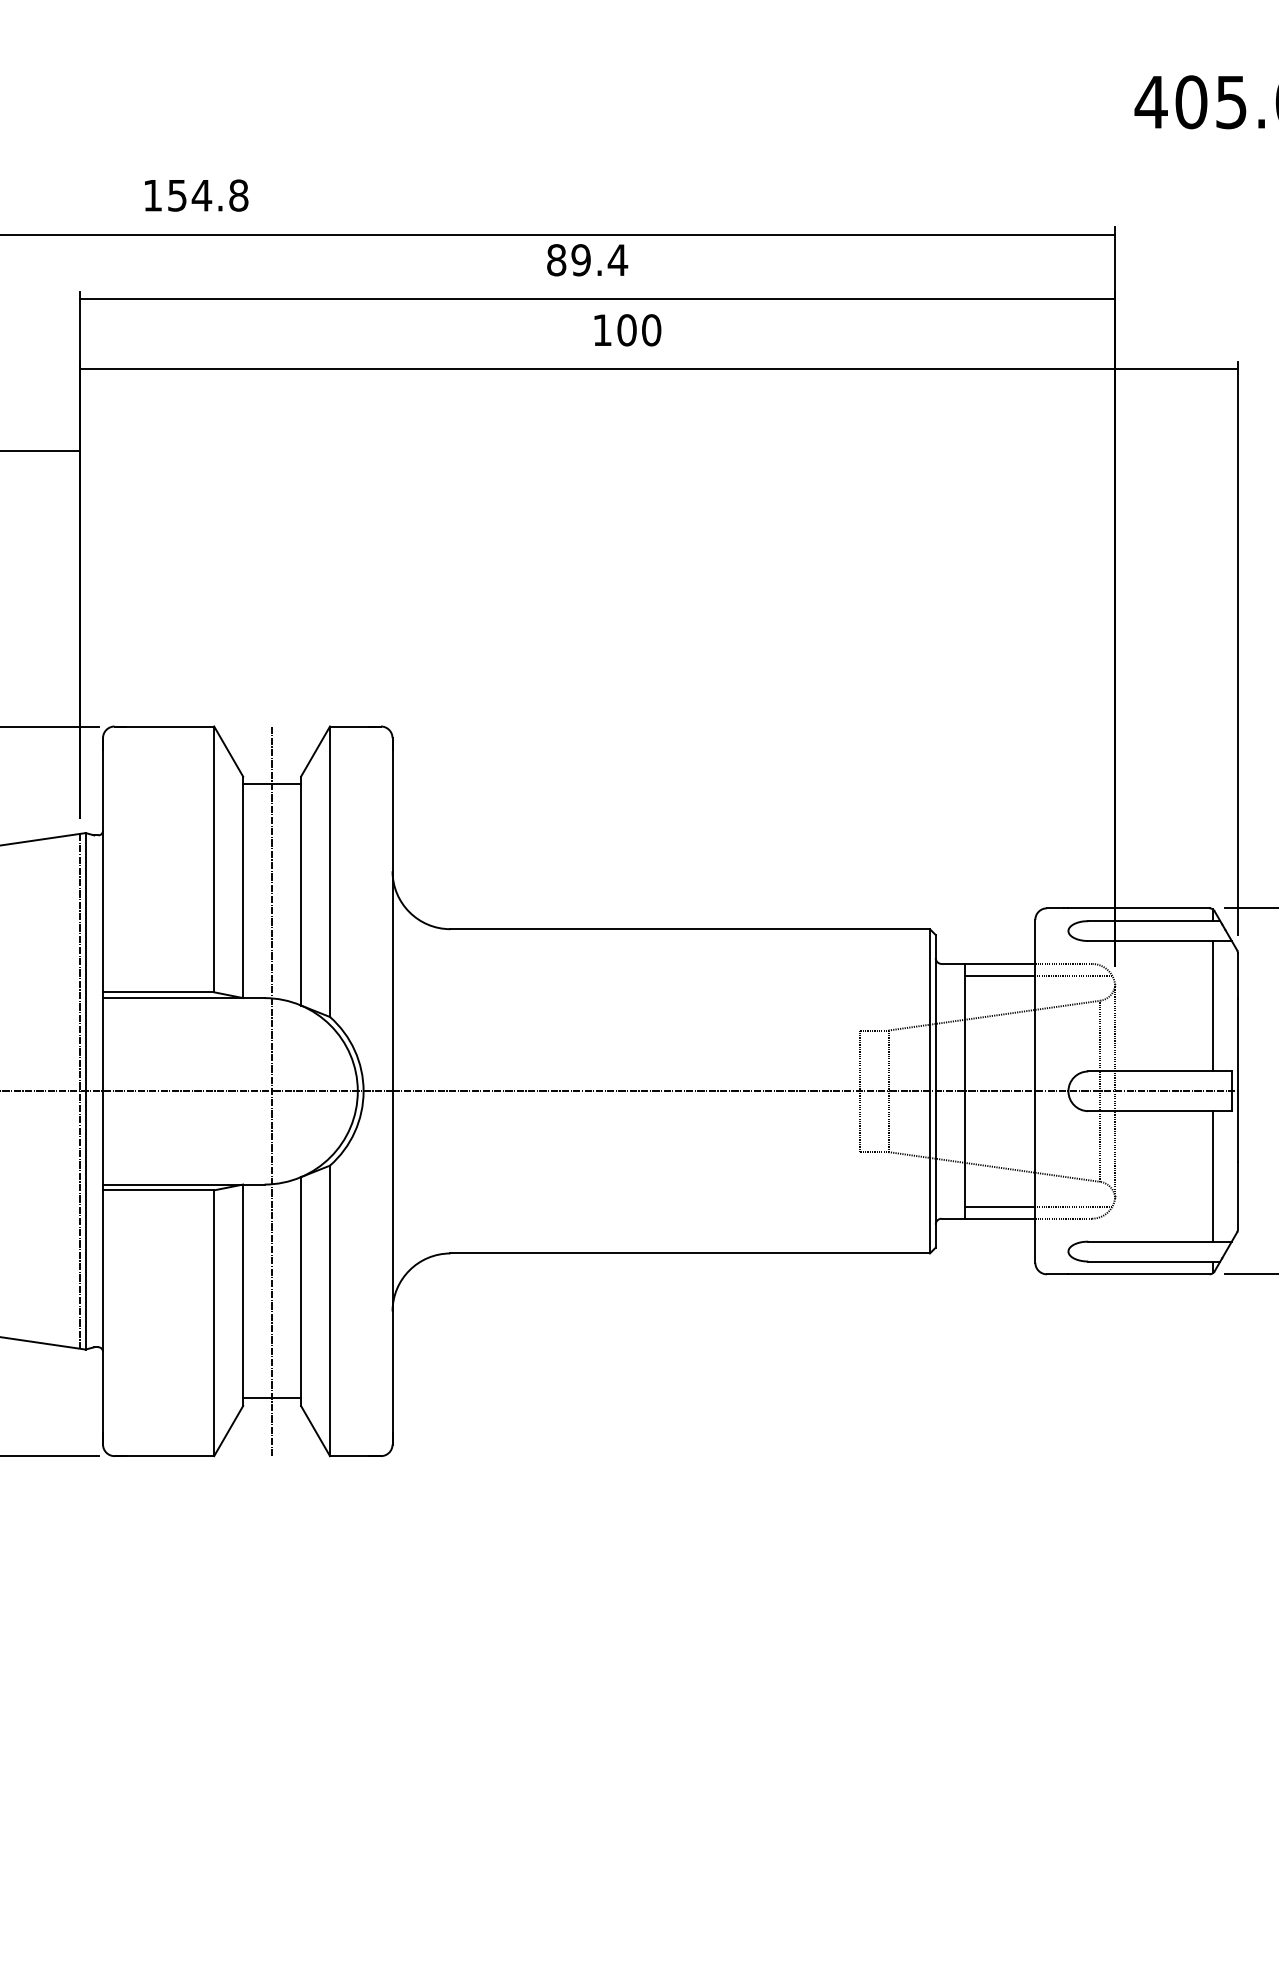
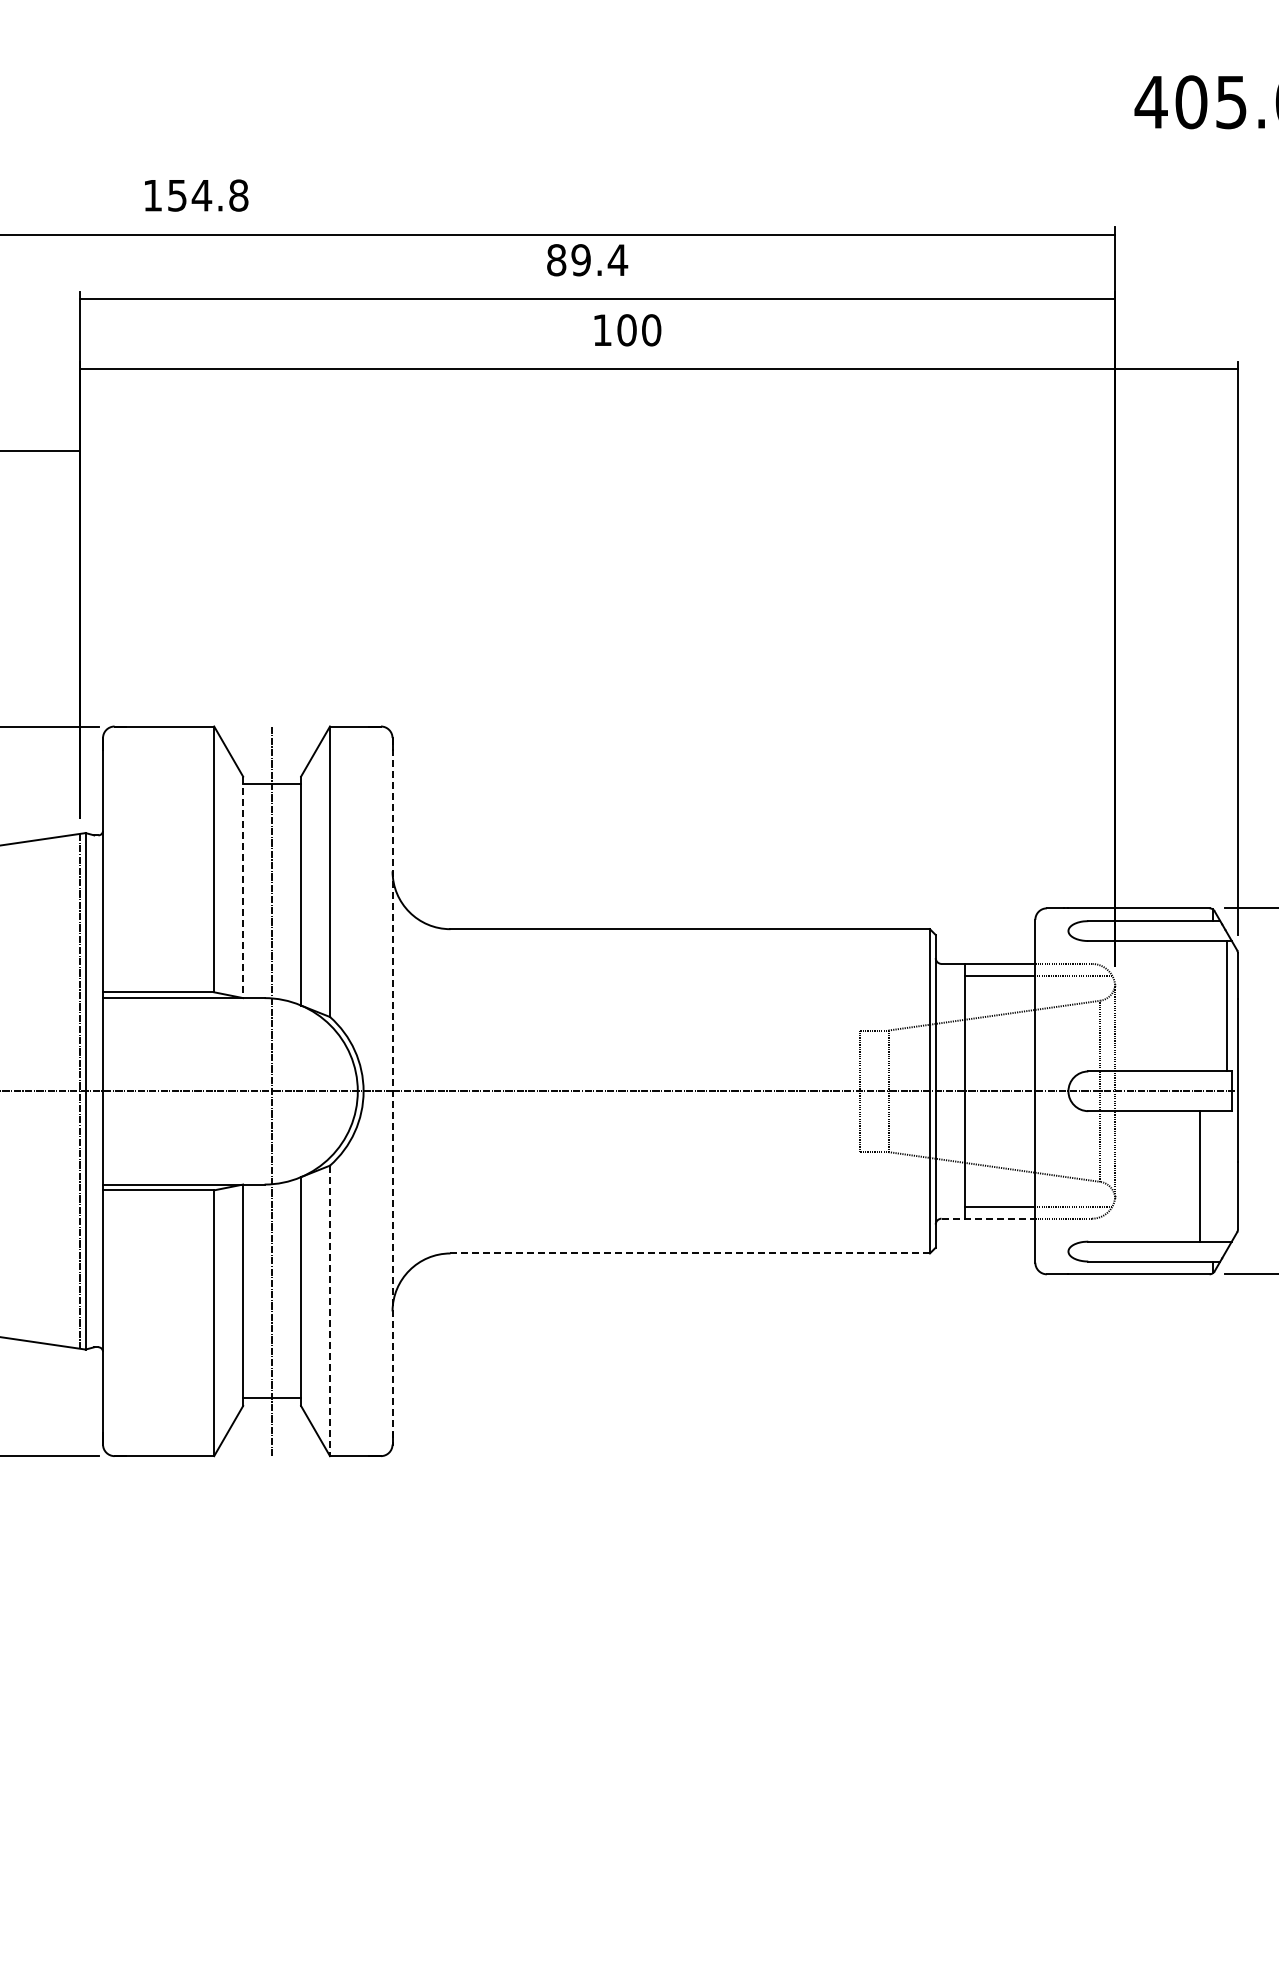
line: solid -> dashed (243, 887)
line position: (1212, 1006) -> (1226, 1006) (1226, 1006)
line: solid -> dashed (392, 1091)
line position: (1212, 1176) -> (1199, 1176) (1199, 1176)
line: solid -> dashed (988, 1218)
line: solid -> dashed (690, 1253)
line: solid -> dashed (330, 1311)
